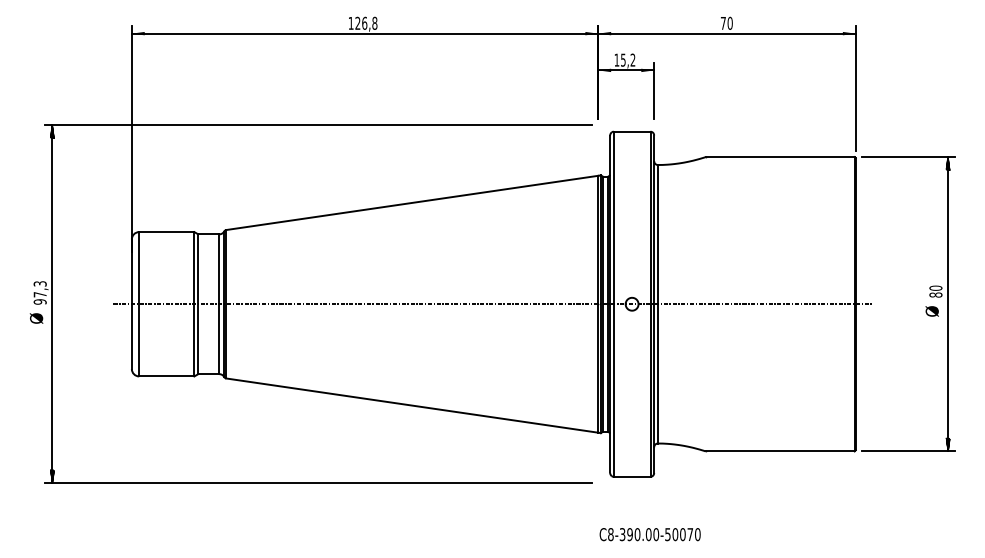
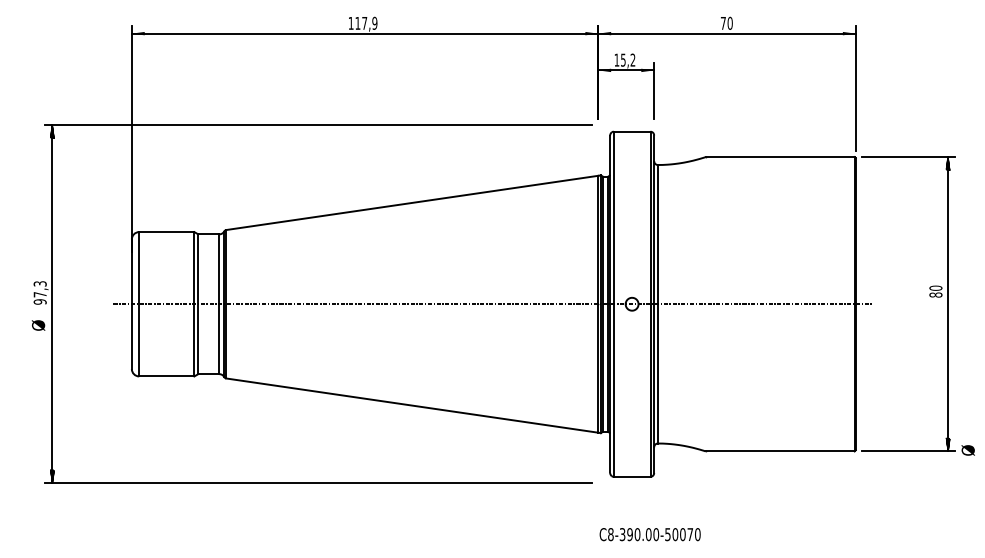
text: 126,8 -> 117,9 (366, 22)
text position: (931, 311) -> (967, 450) (967, 450)
text position: (36, 318) -> (38, 325) (38, 325)
